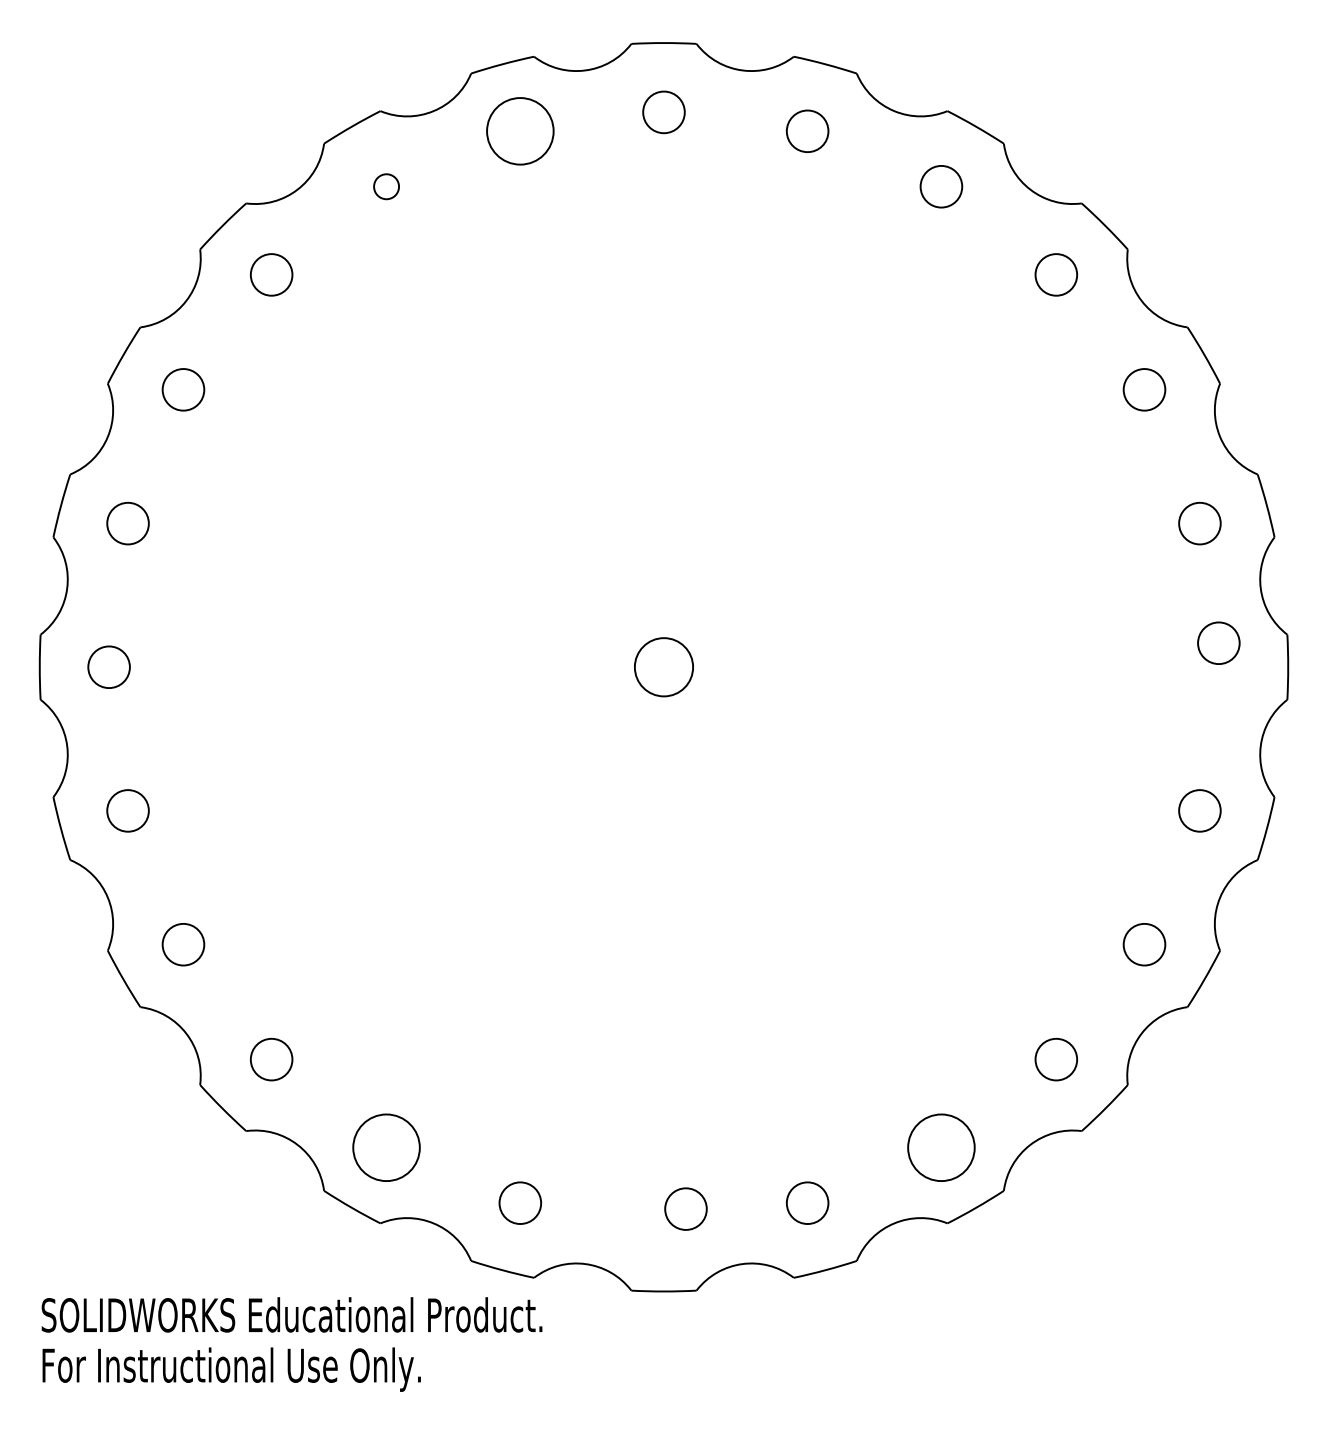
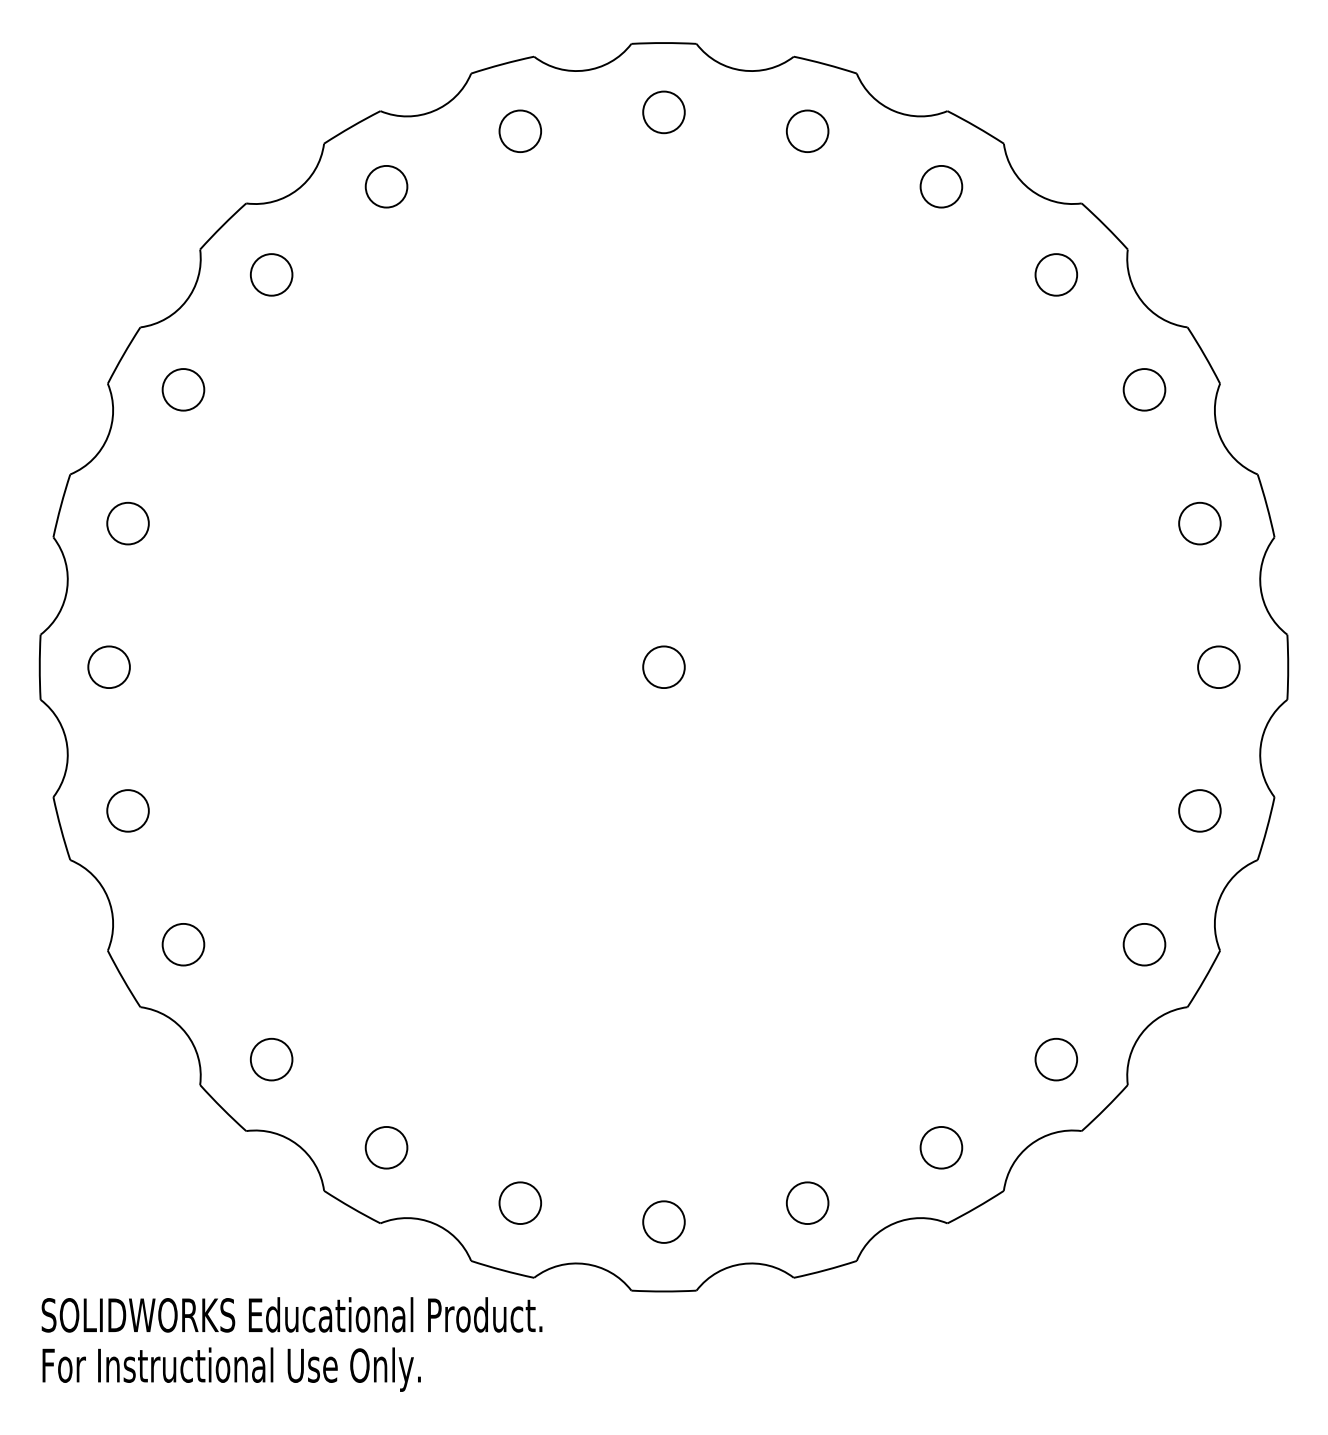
circle diameter: 67 px -> 42 px (520, 131)
circle diameter: 25 px -> 42 px (386, 186)
circle position: (1218, 642) -> (1218, 666) (1218, 666)
circle diameter: 58 px -> 42 px (663, 667)
circle diameter: 67 px -> 42 px (386, 1147)
circle diameter: 67 px -> 42 px (941, 1147)
circle position: (685, 1208) -> (663, 1221) (663, 1221)
